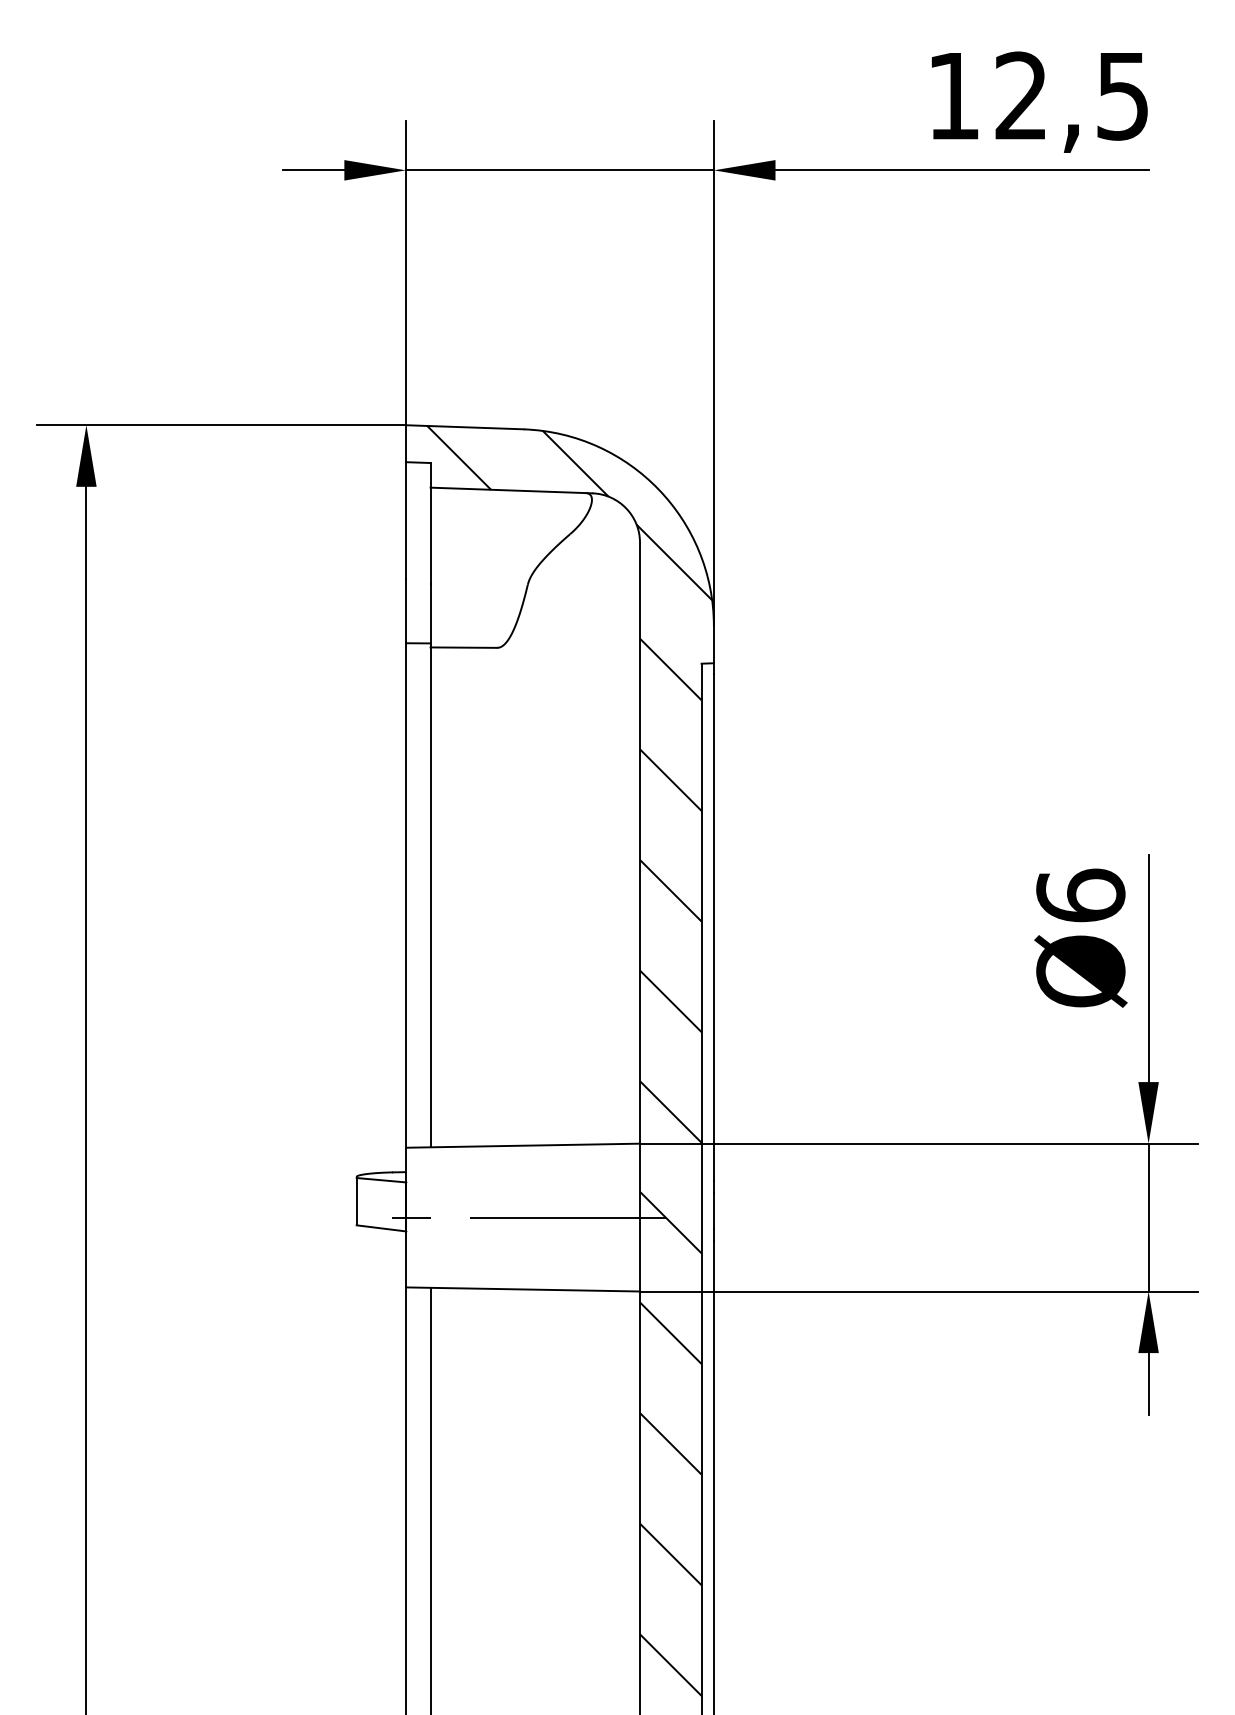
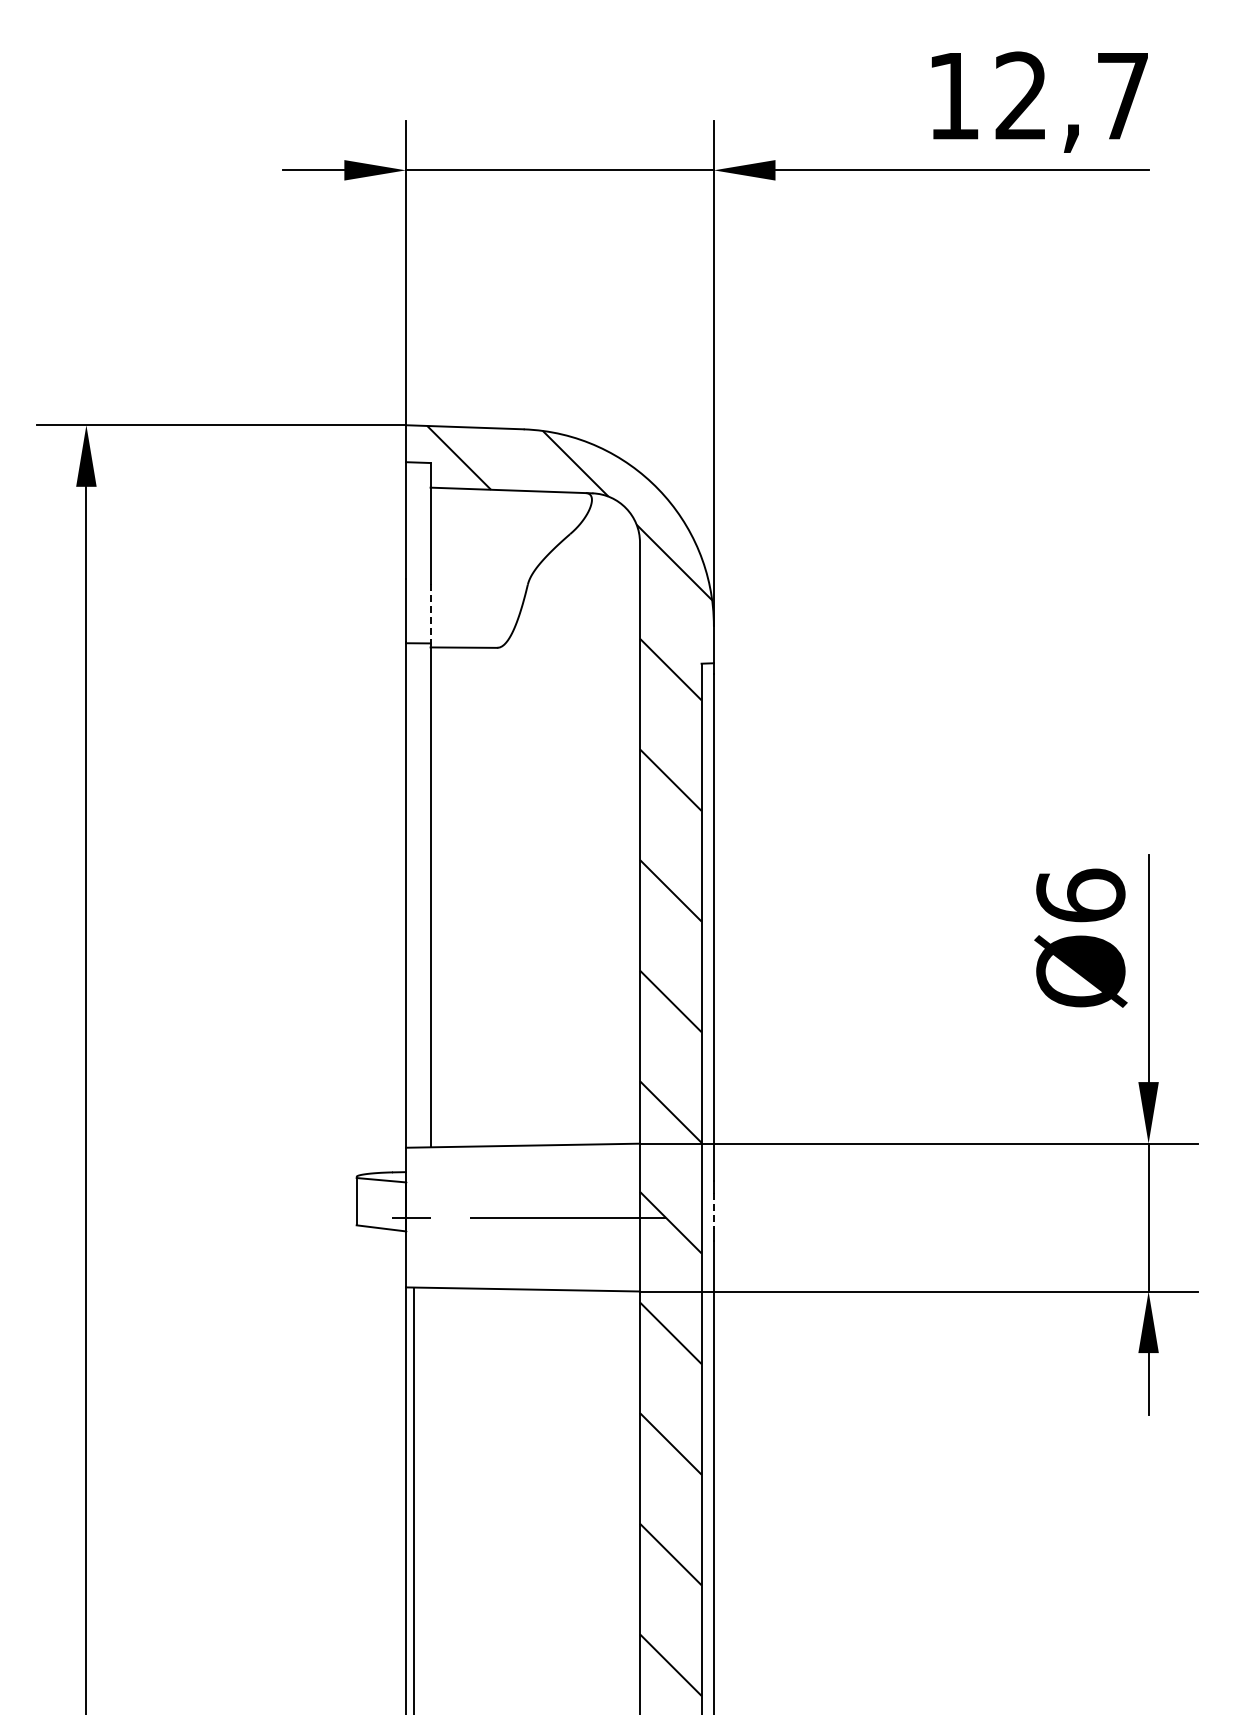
text: 12,5 -> 12,7 (1122, 96)
line: solid -> dashed (430, 615)
line: solid -> dashed (713, 1211)
line position: (430, 1499) -> (413, 1499) (413, 1499)
